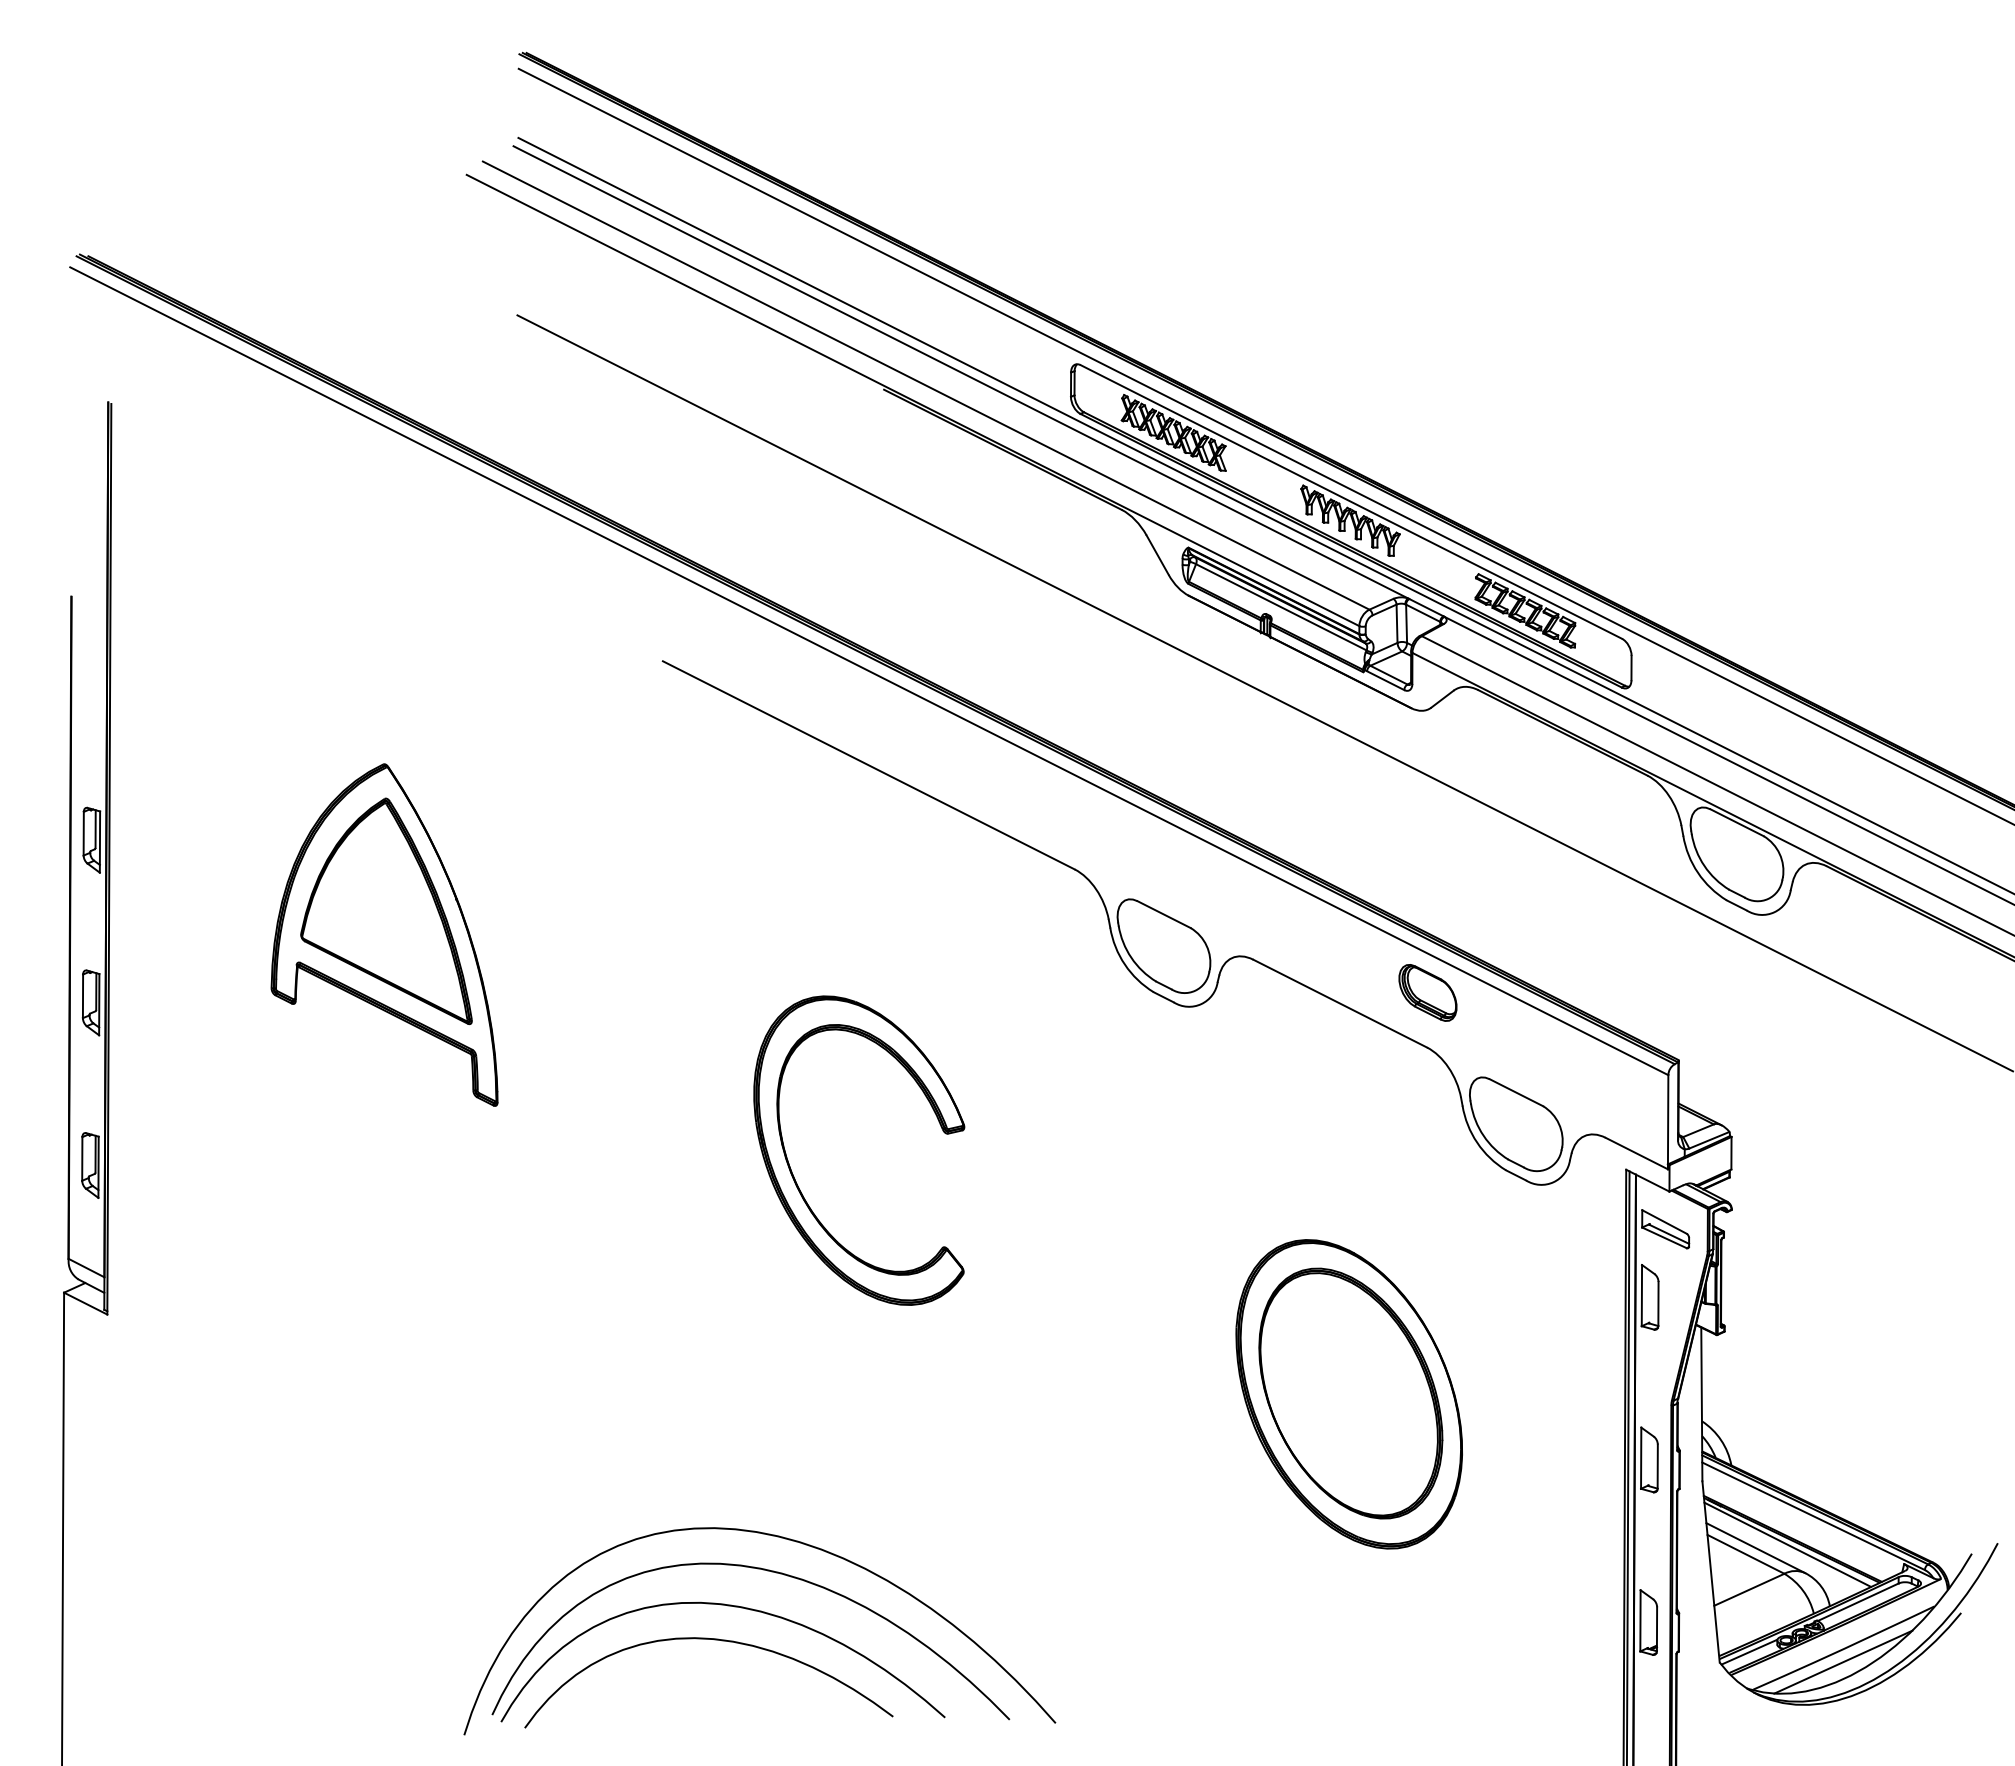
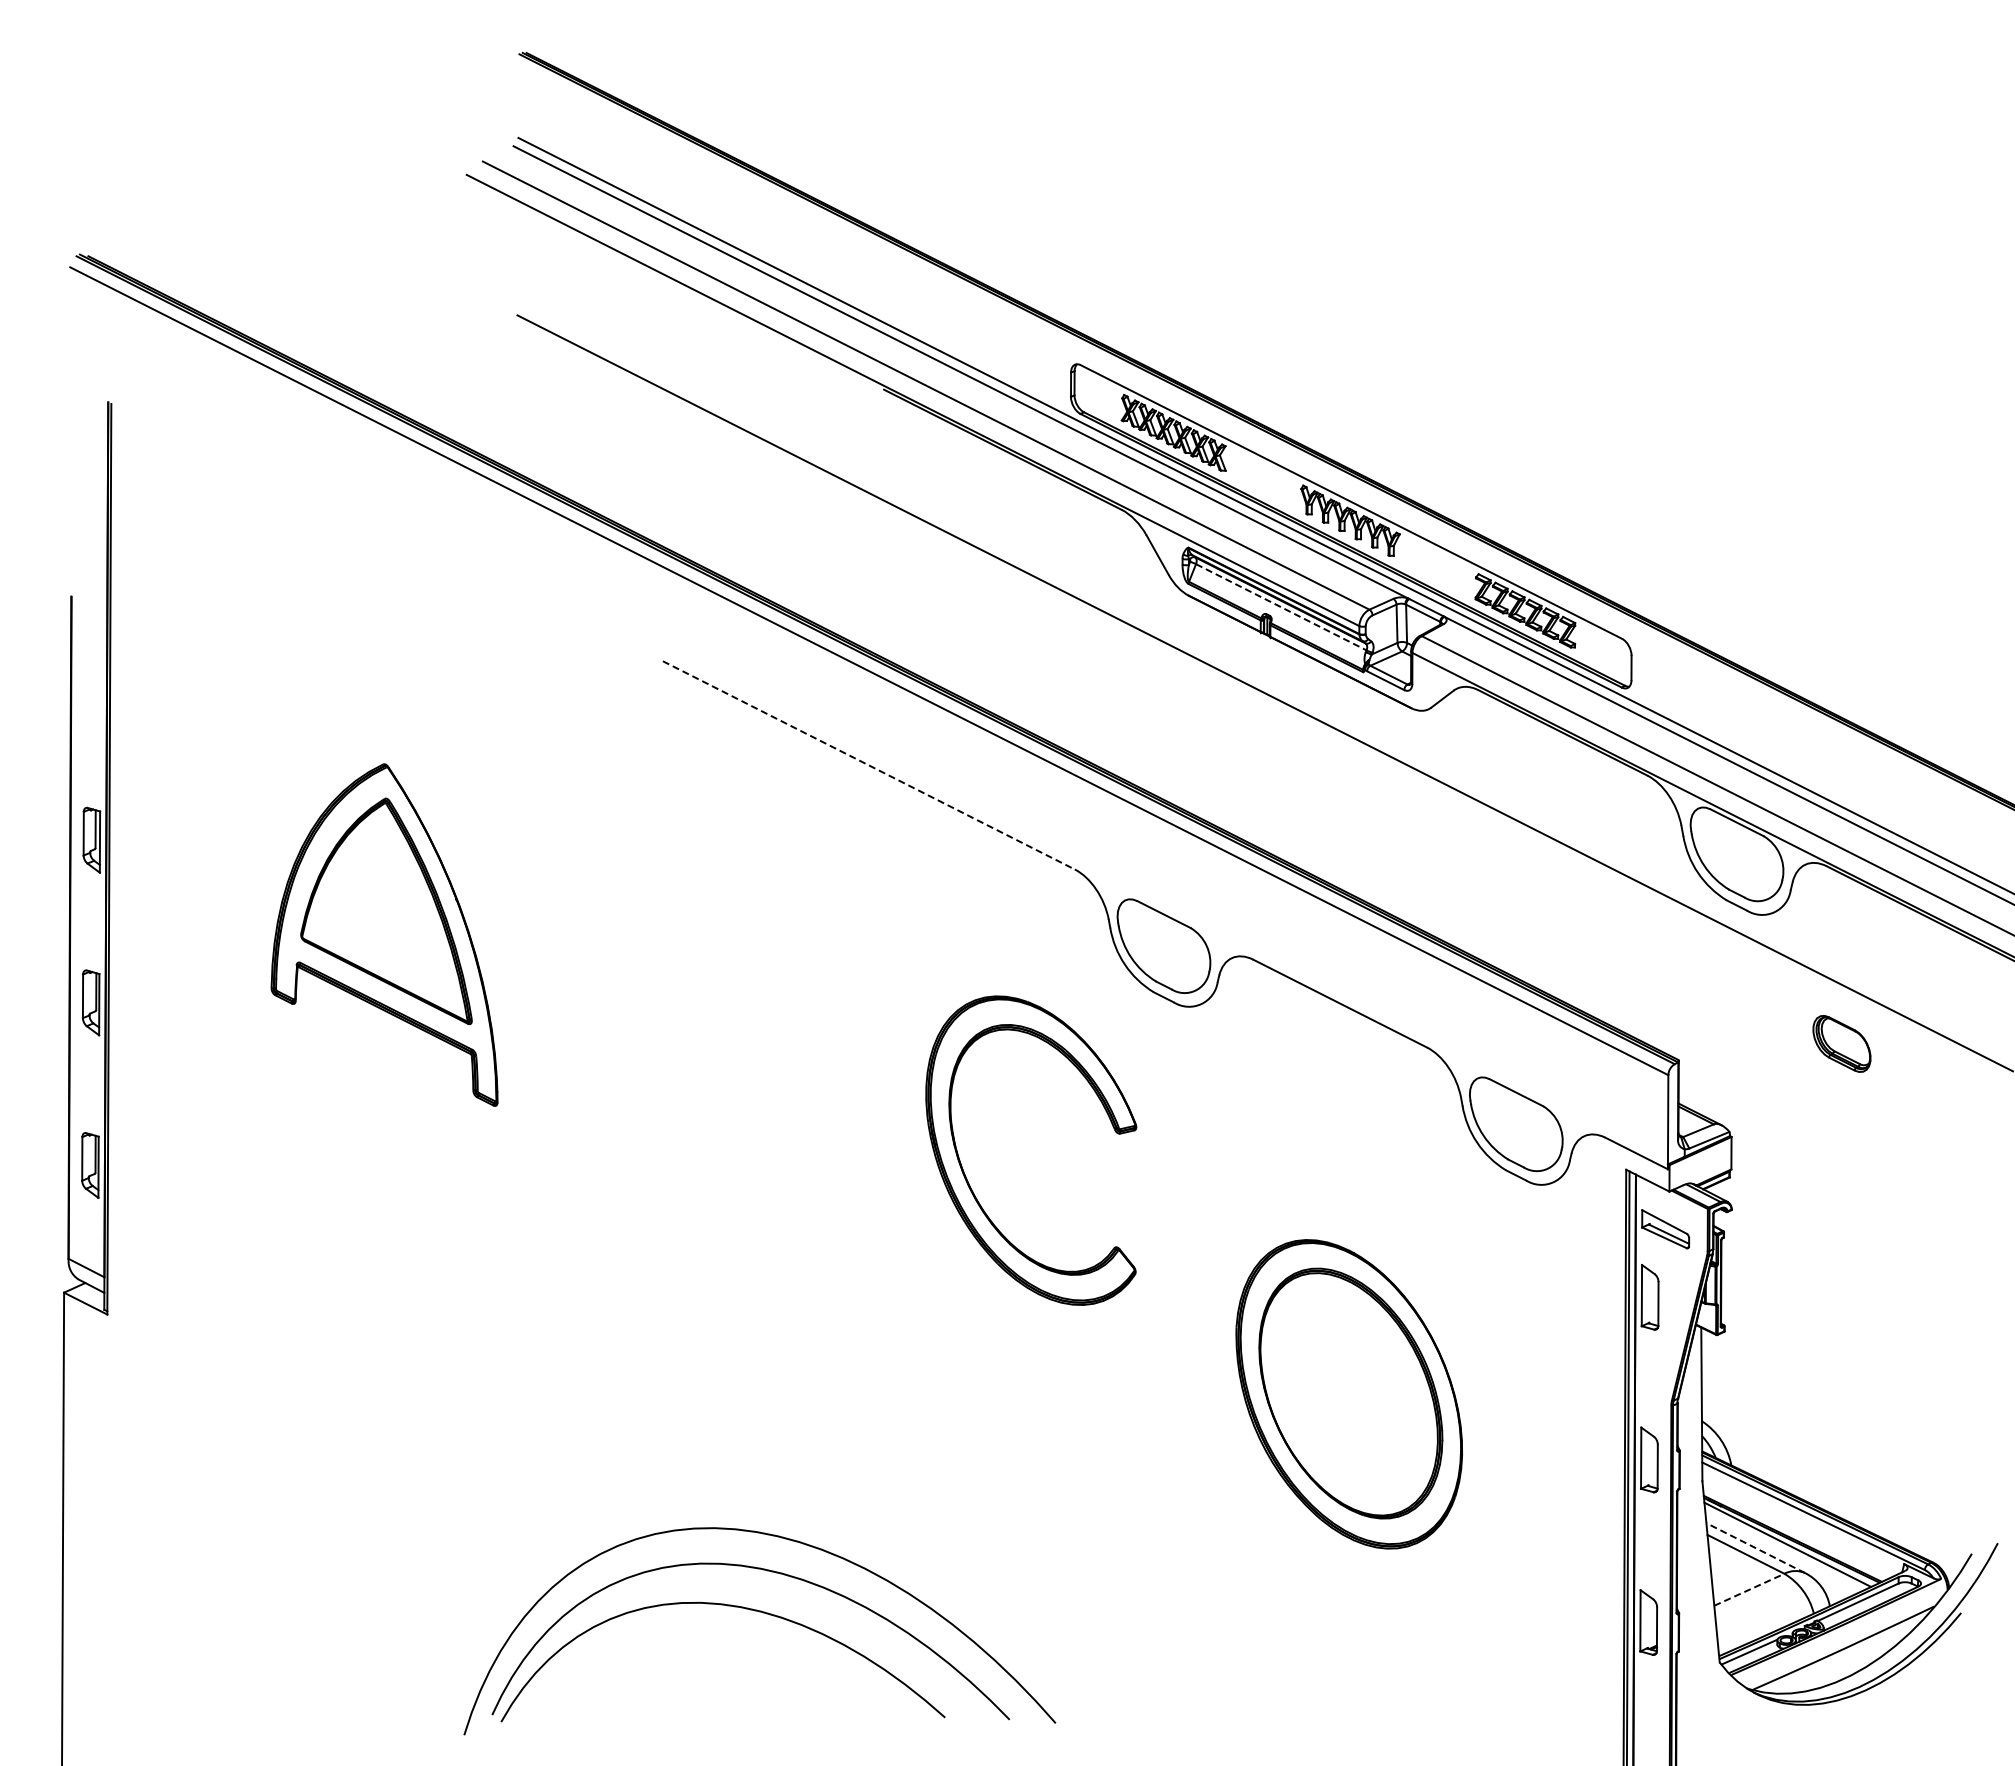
line: present -> none (1264, 445)
line: solid -> dashed (1281, 607)
line: solid -> dashed (868, 765)
part position: (1427, 992) -> (1841, 1043) (1841, 1043)
part position: (795, 1178) -> (967, 1178) (967, 1178)
line: solid -> dashed (1755, 1547)
line: solid -> dashed (1749, 1589)
curve: present -> none (714, 1640)
line: present -> none (1843, 1661)
